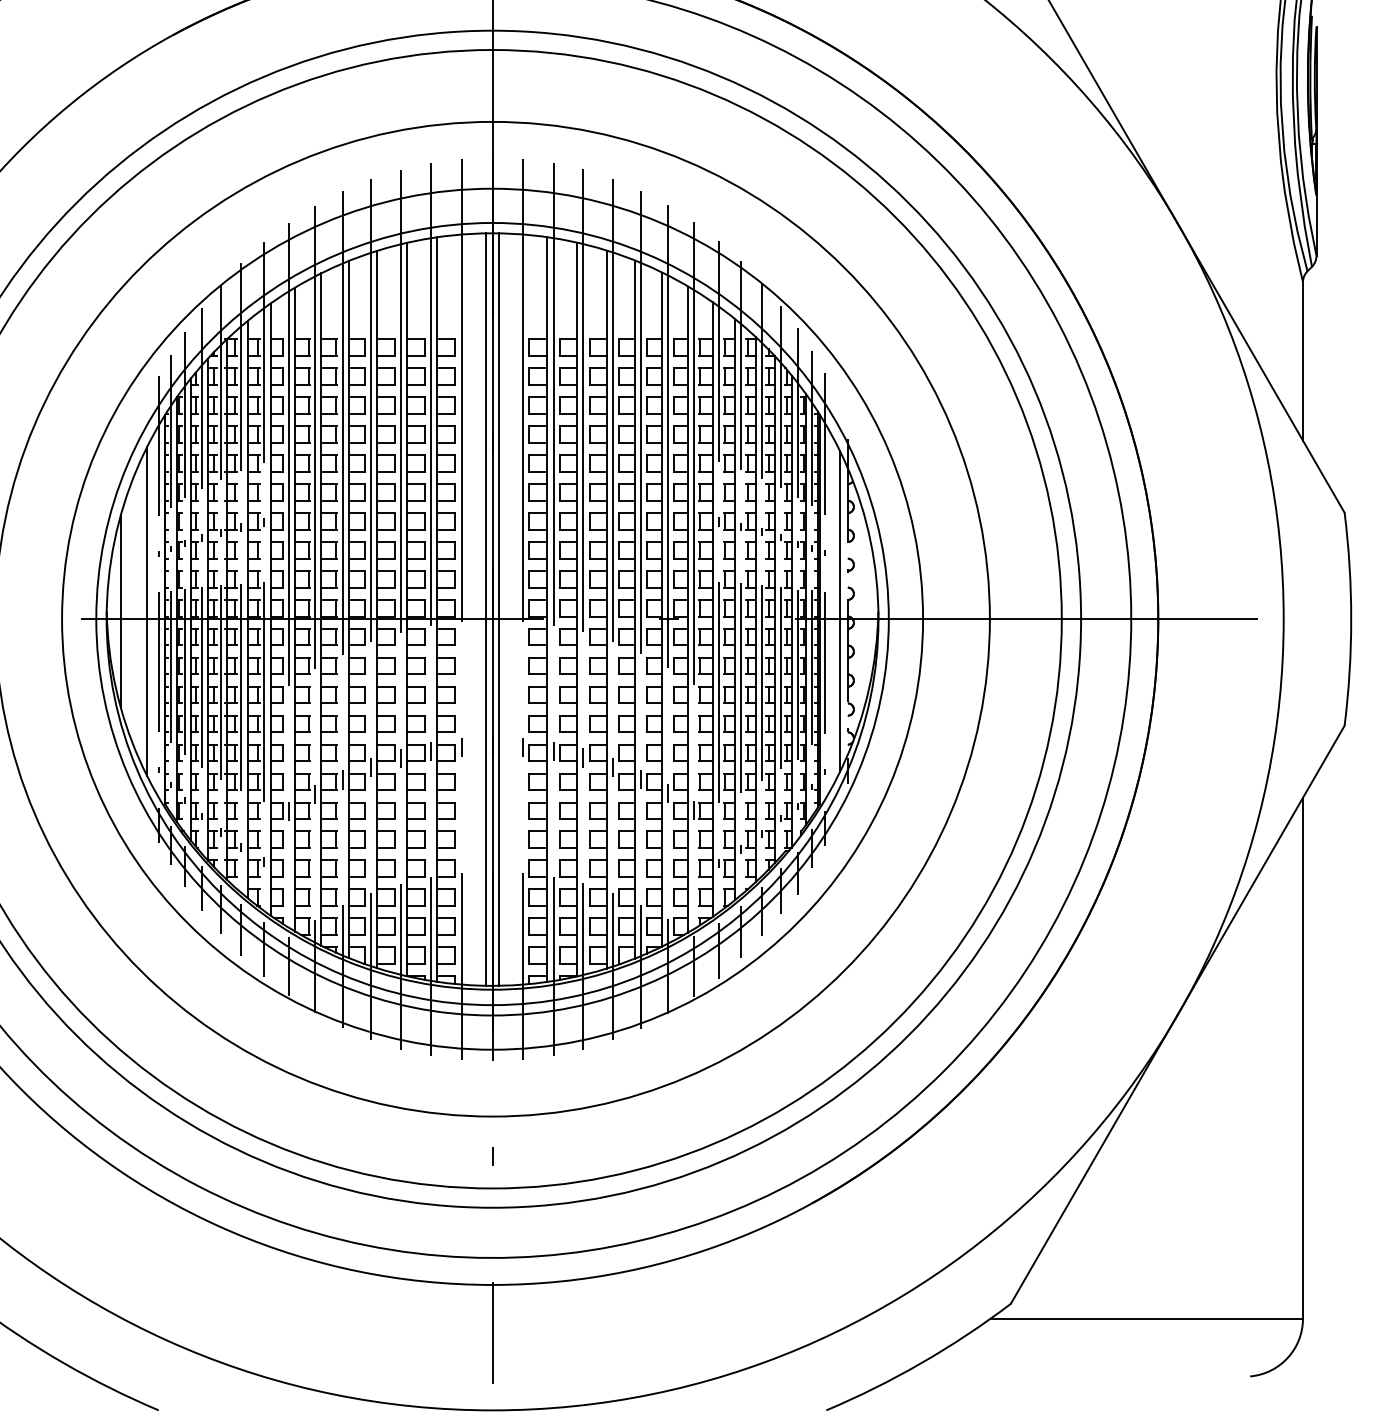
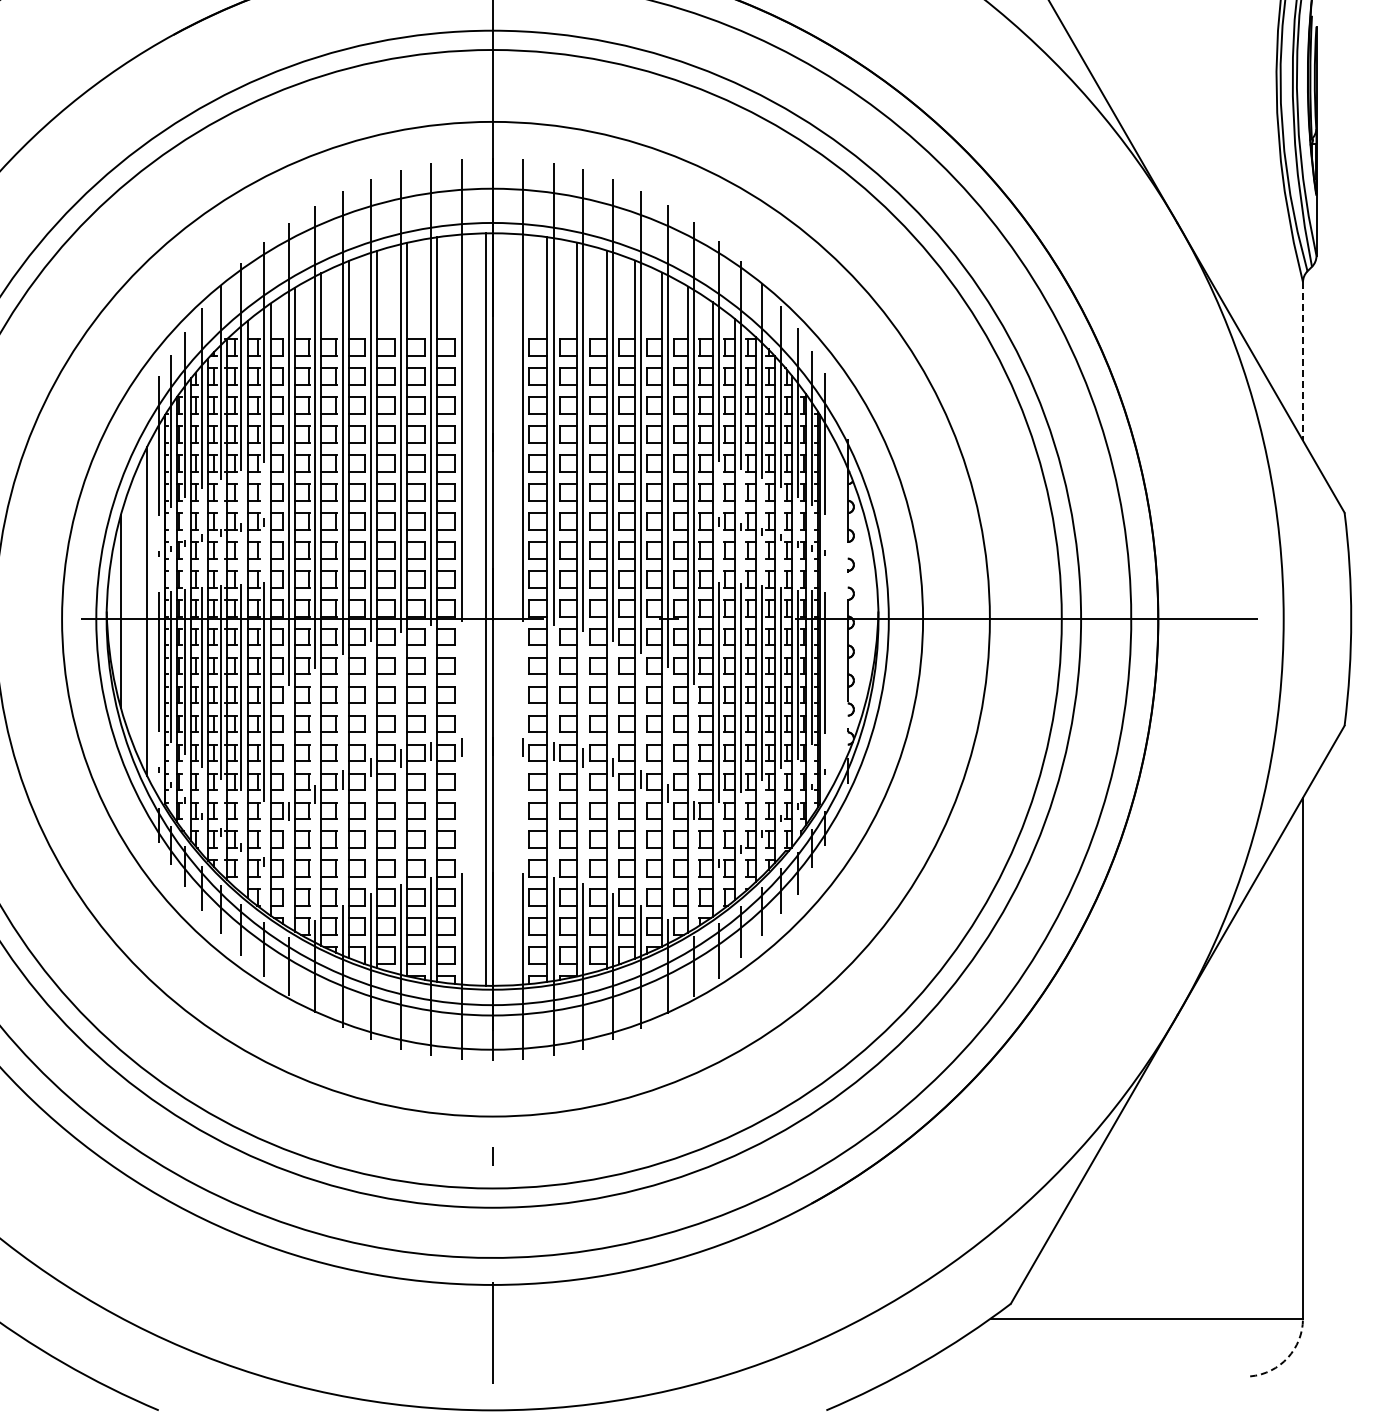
line: solid -> dashed (1303, 361)
line: present -> none (498, 609)
line: present -> none (839, 611)
arc: solid -> dashed (1287, 1357)
